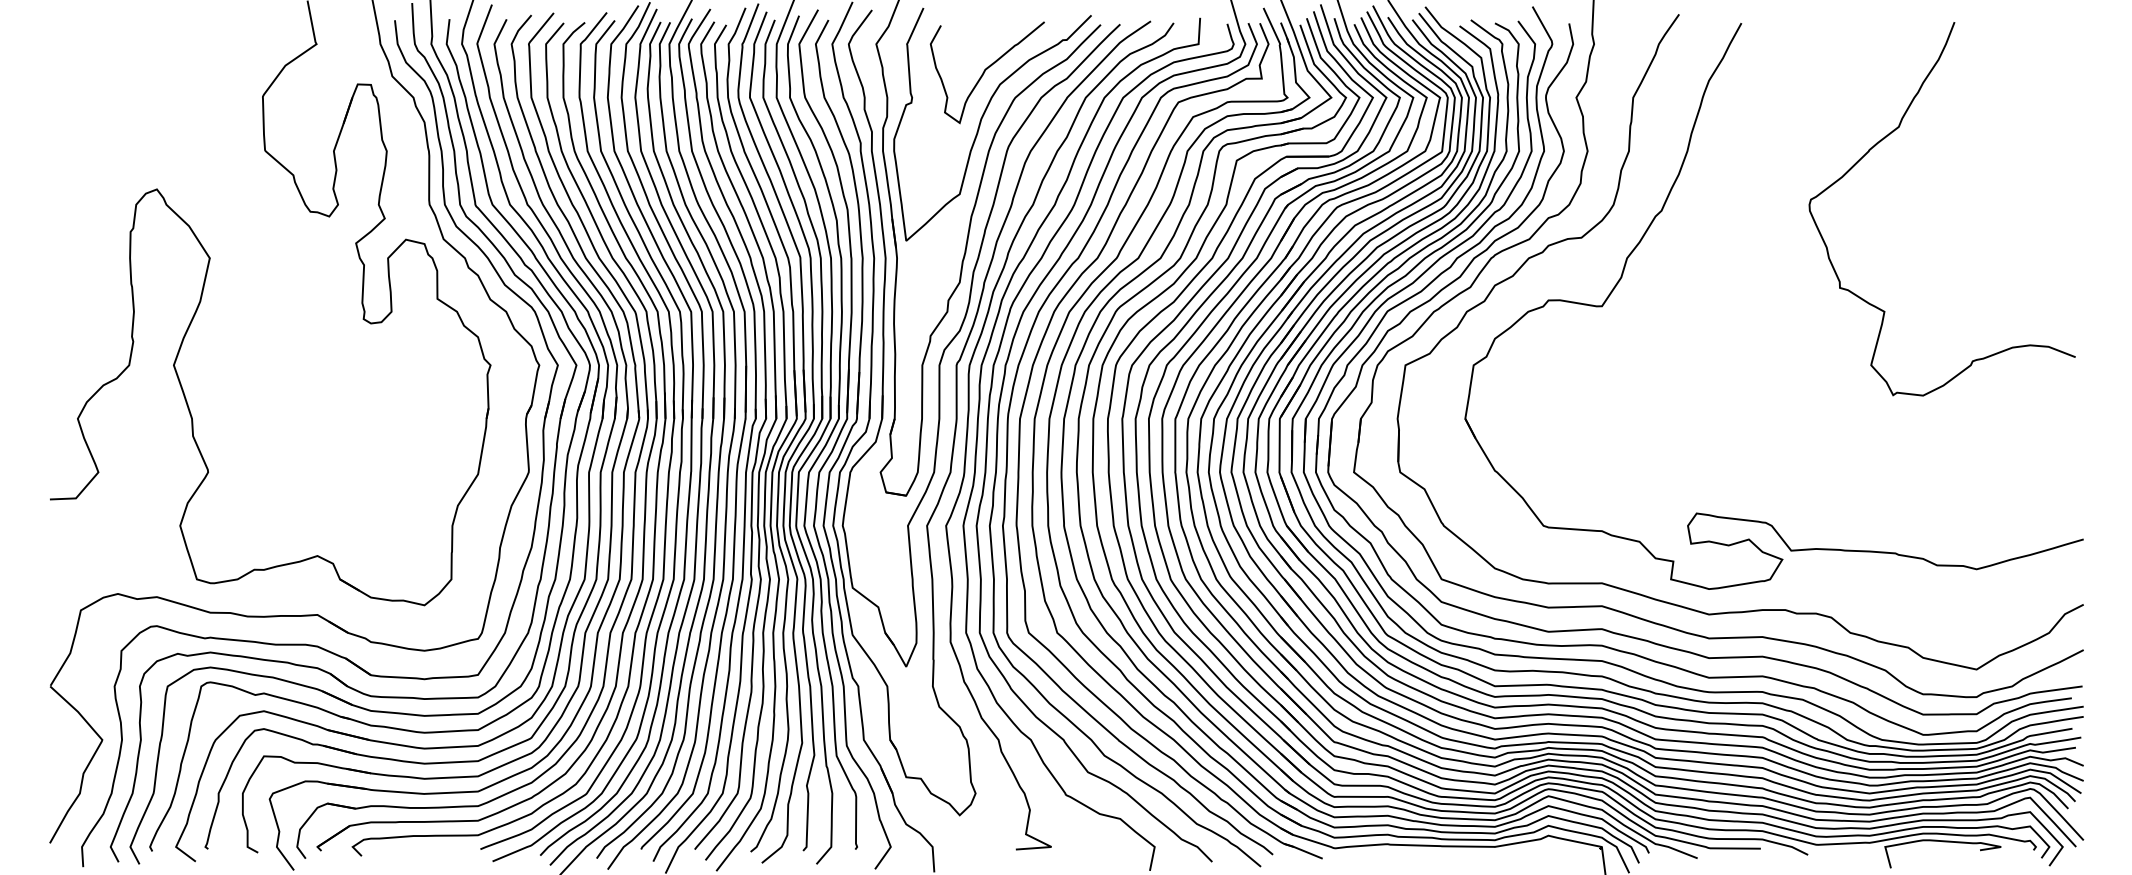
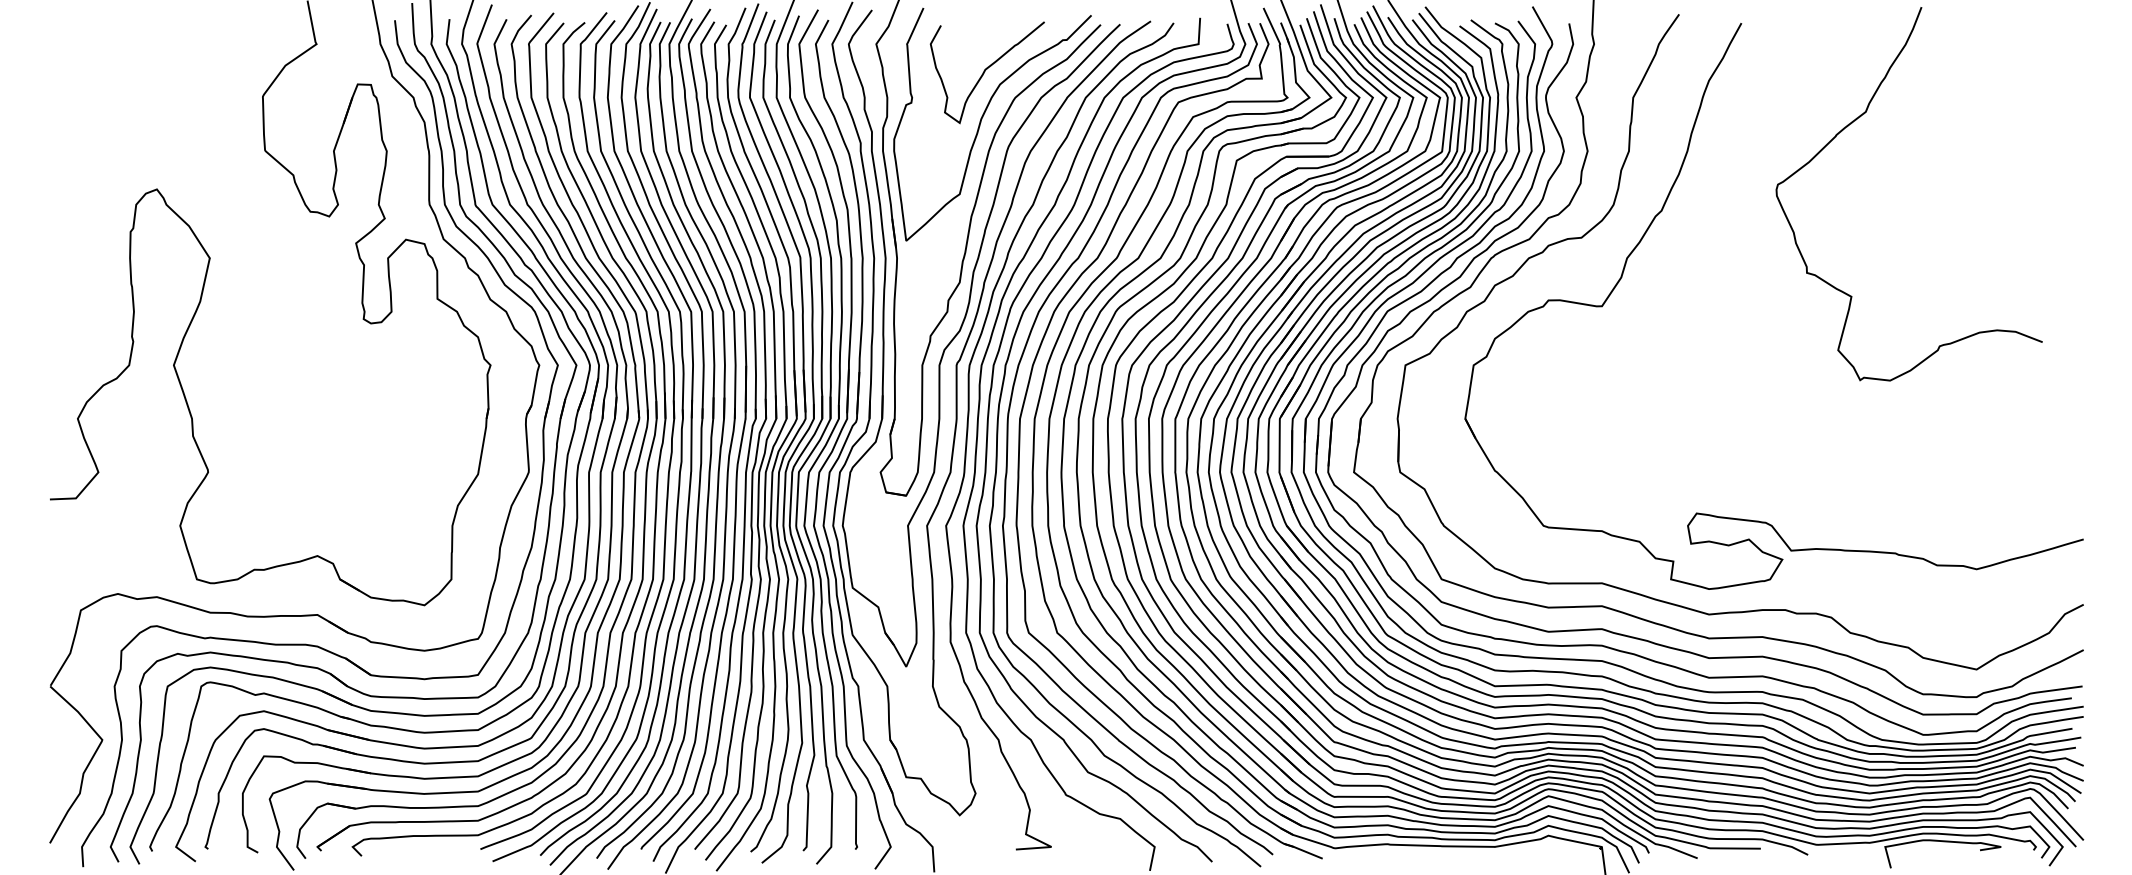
curve position: (1884, 139) -> (1851, 124) (1851, 124)
